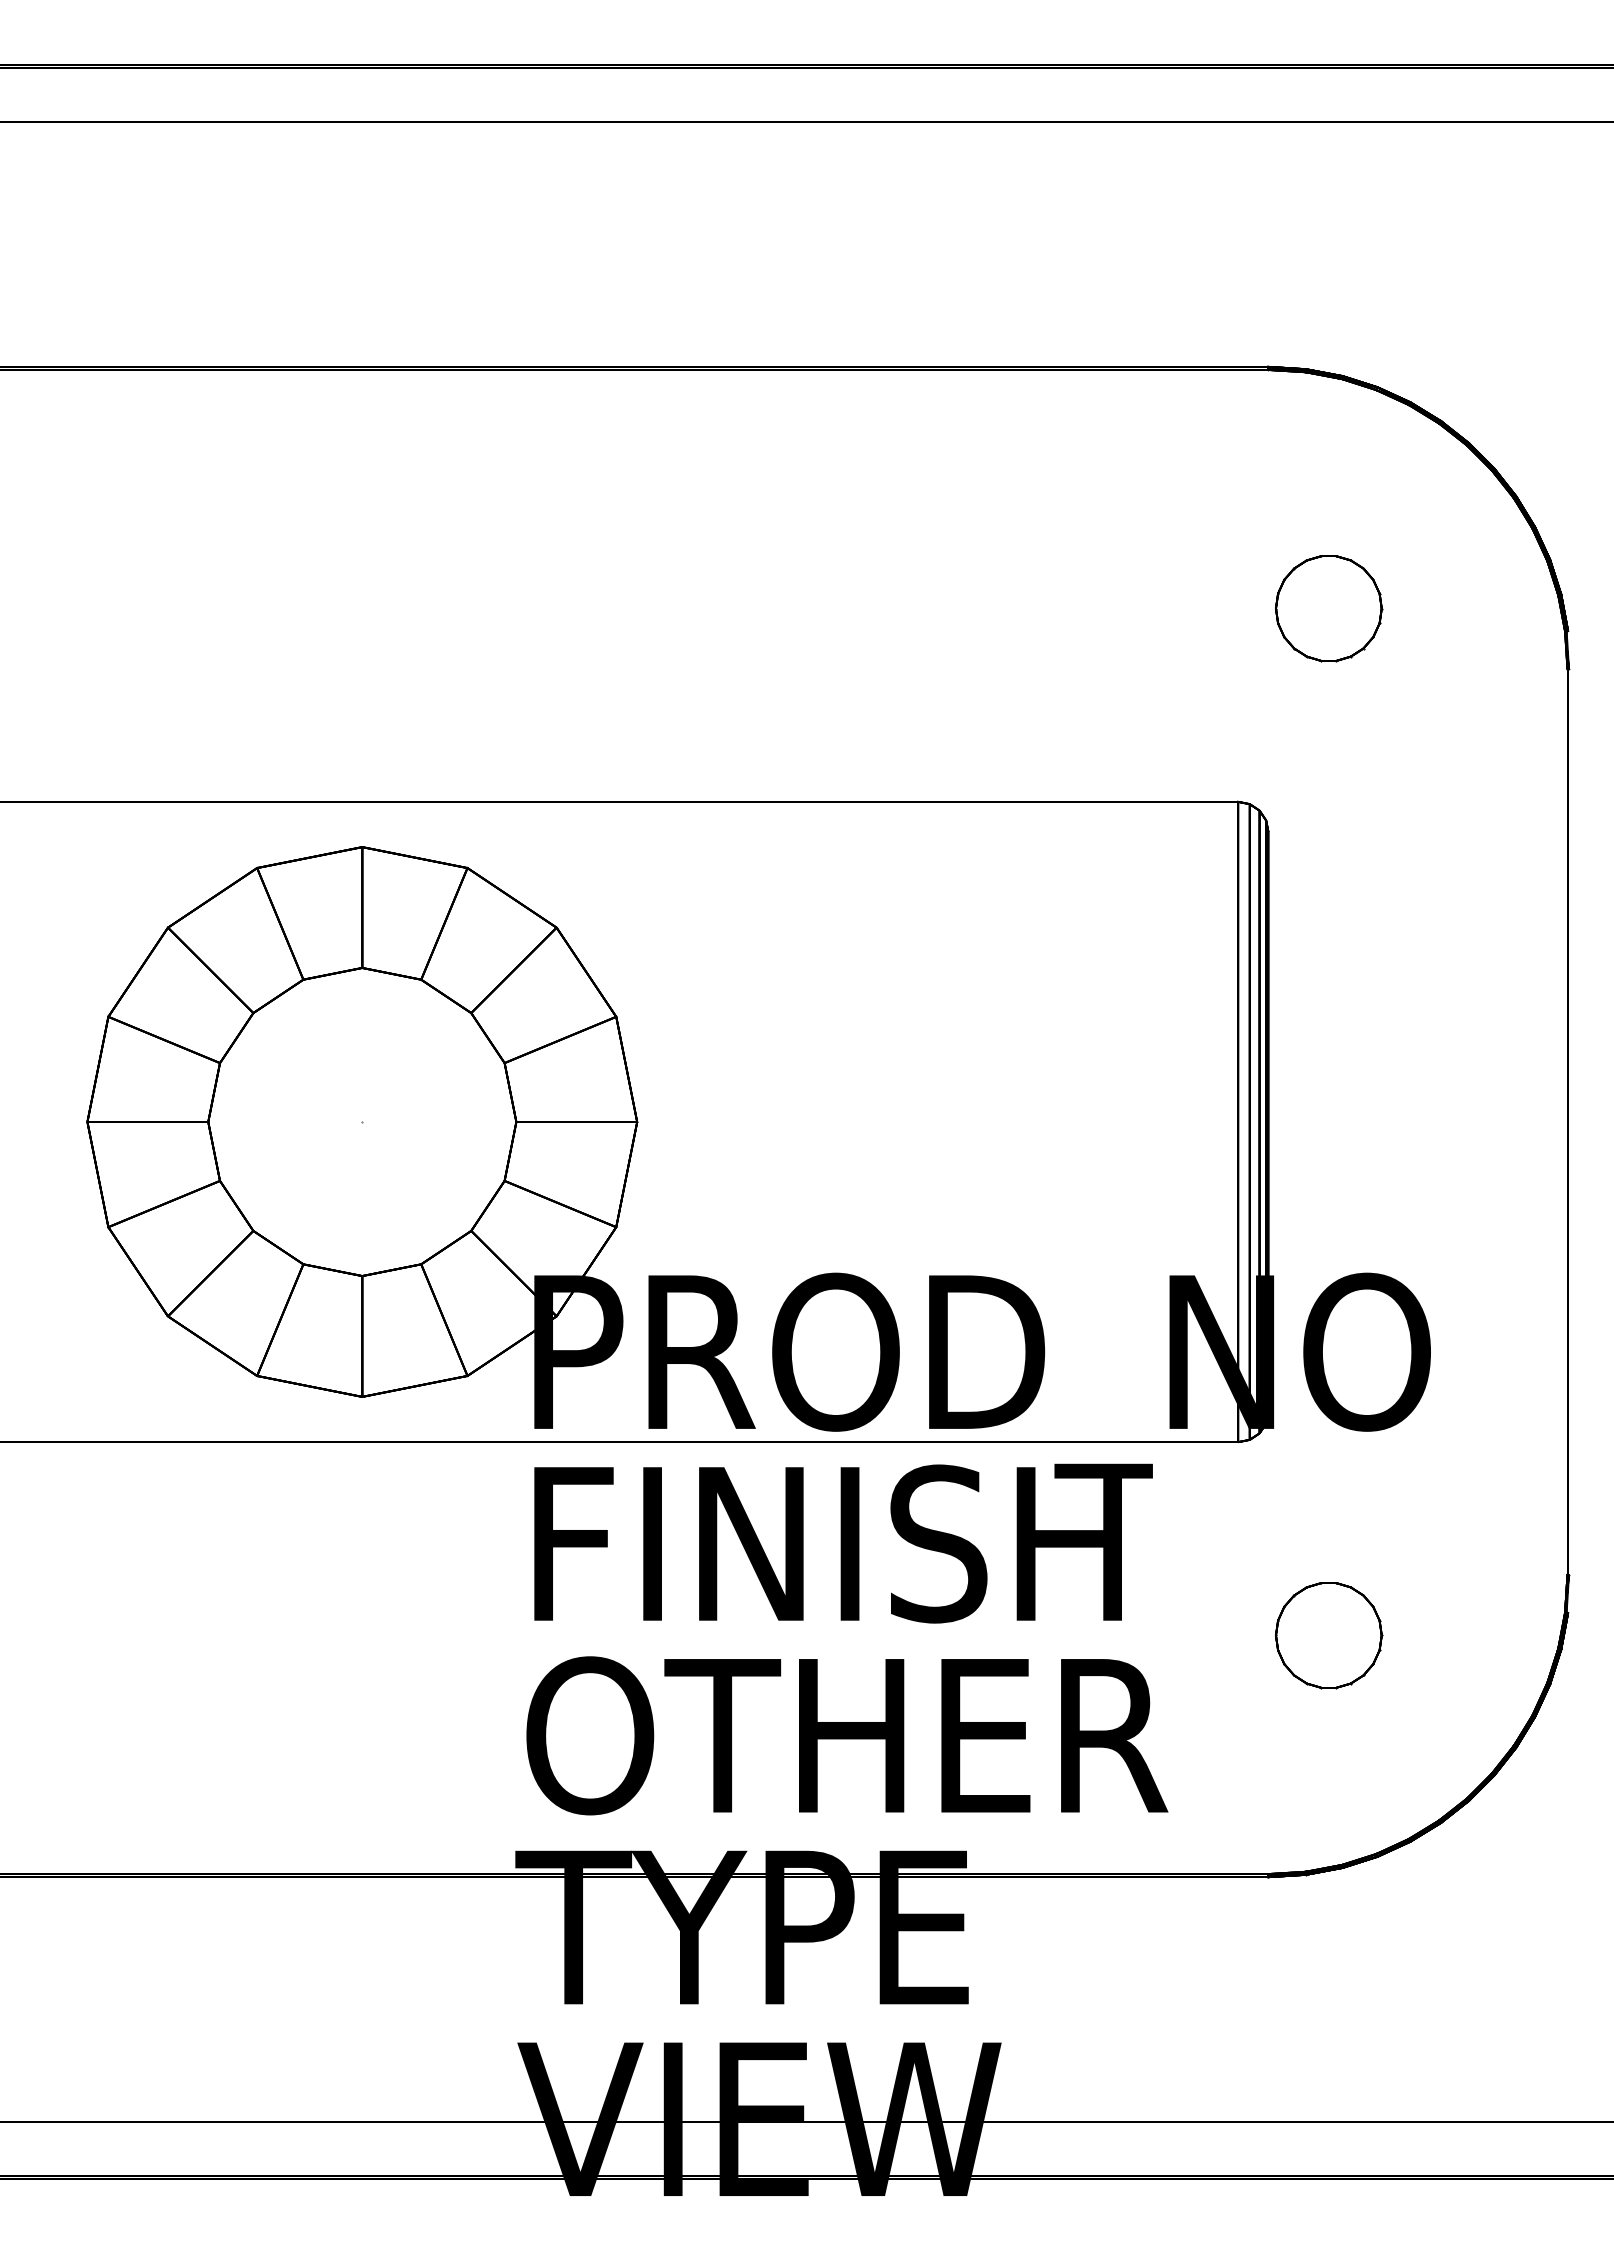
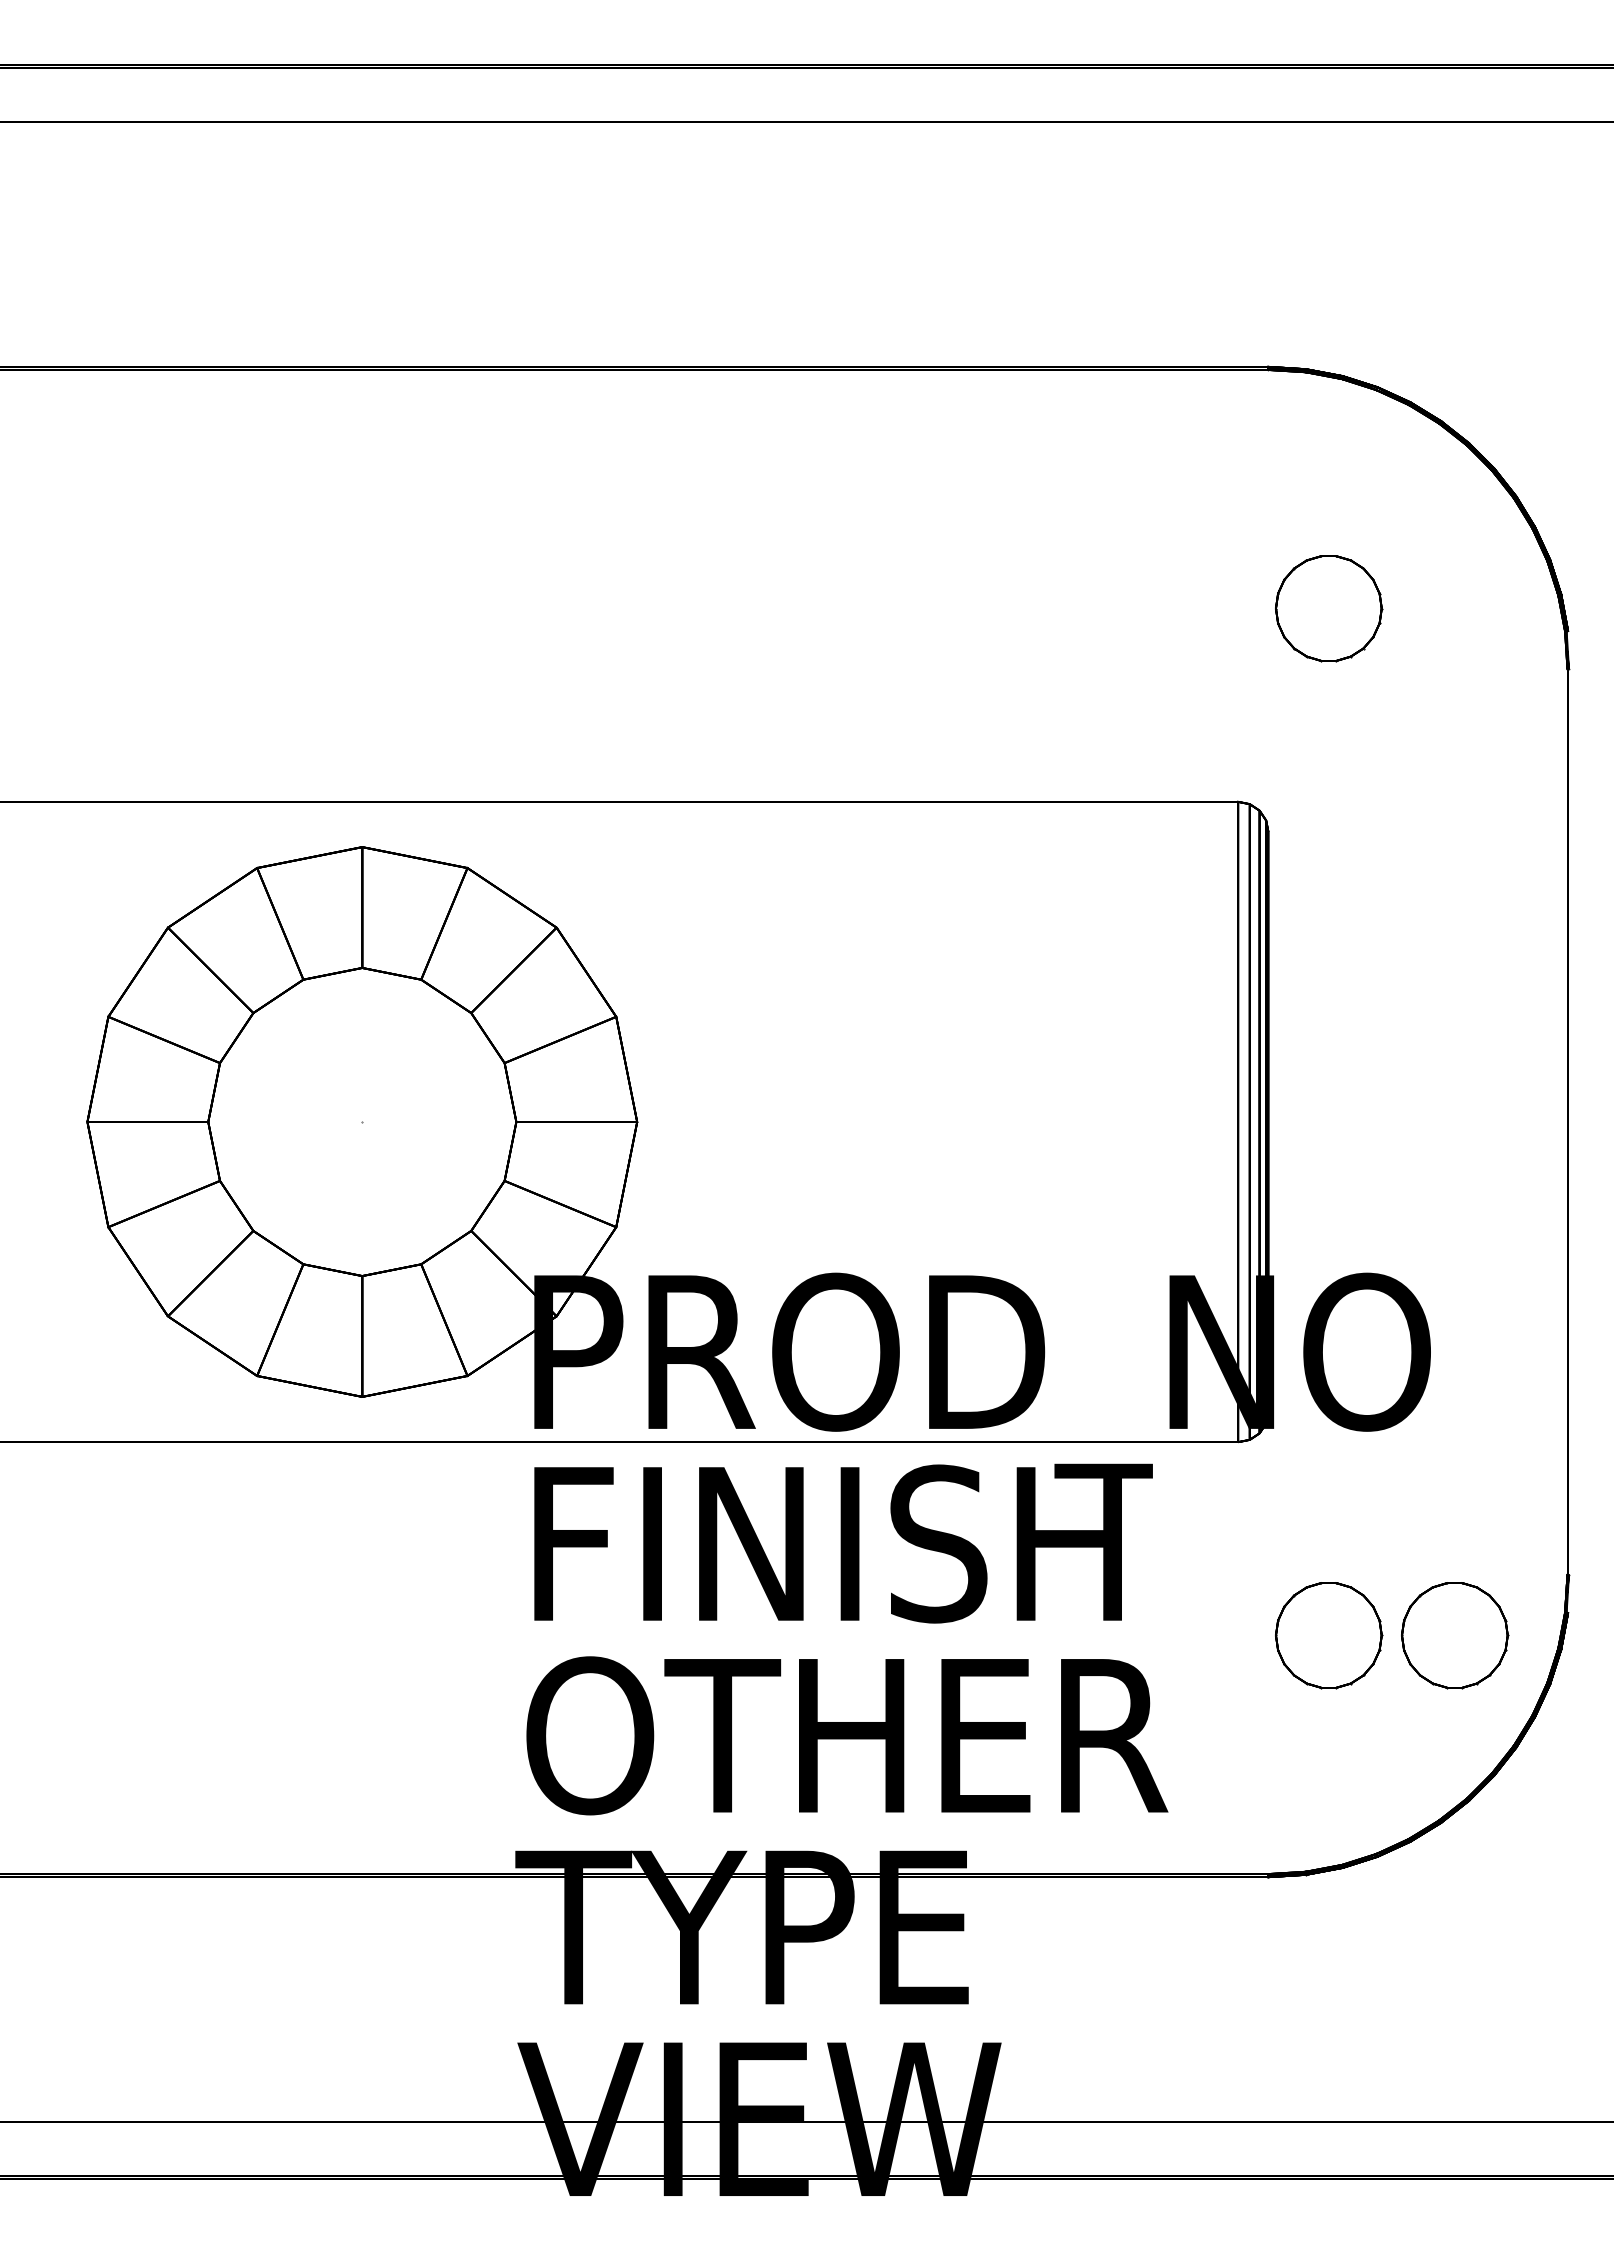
part: none -> present (1455, 1635)
